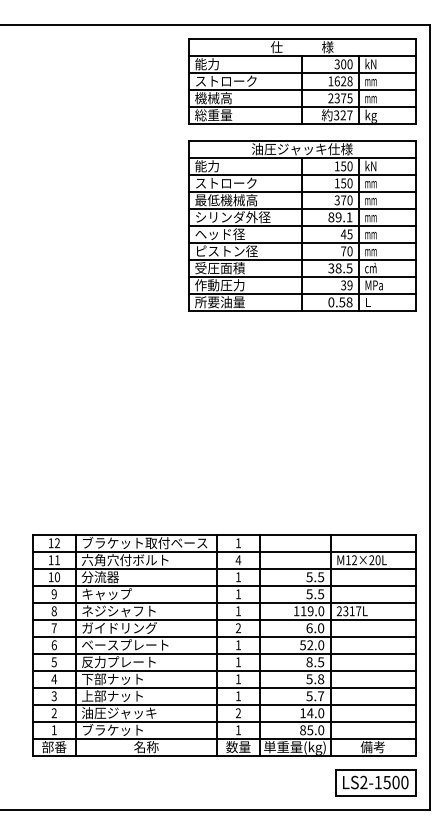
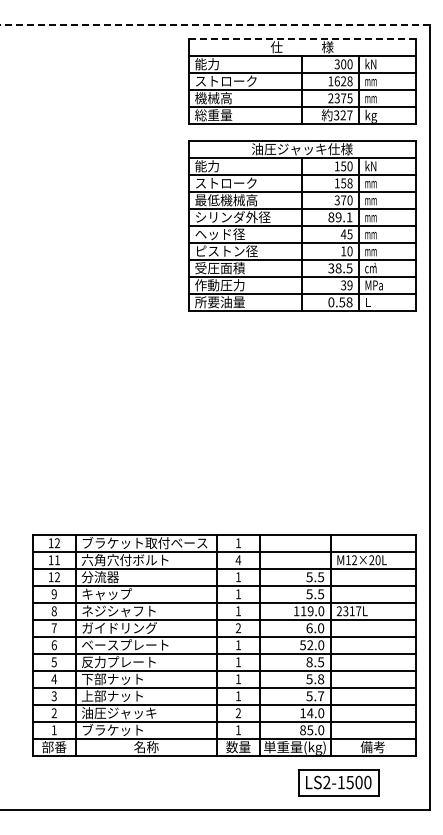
line: solid -> dashed (214, 25)
line: solid -> dashed (302, 39)
text: 150 -> 158 (349, 183)
text: 70 -> 10 (343, 251)
text: 10 -> 12 (57, 577)
part position: (375, 782) -> (338, 782) (338, 782)
